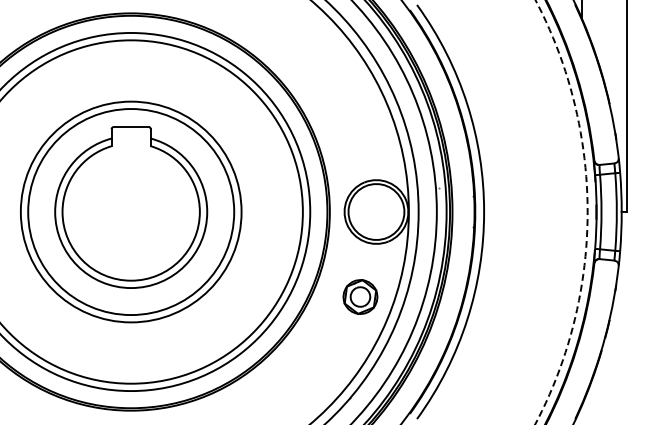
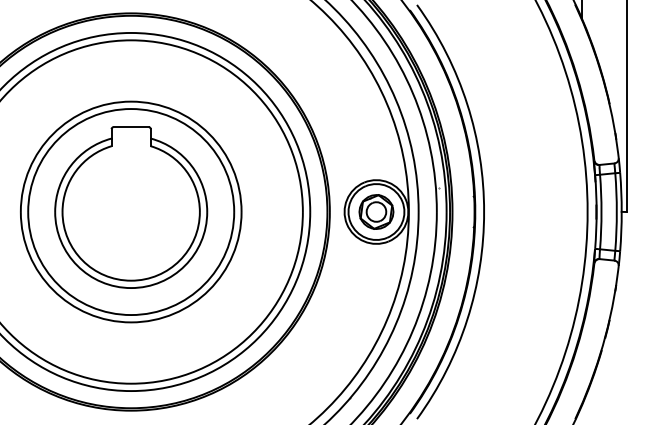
arc: dashed -> solid (587, 212)
part position: (360, 296) -> (376, 211) (376, 211)
